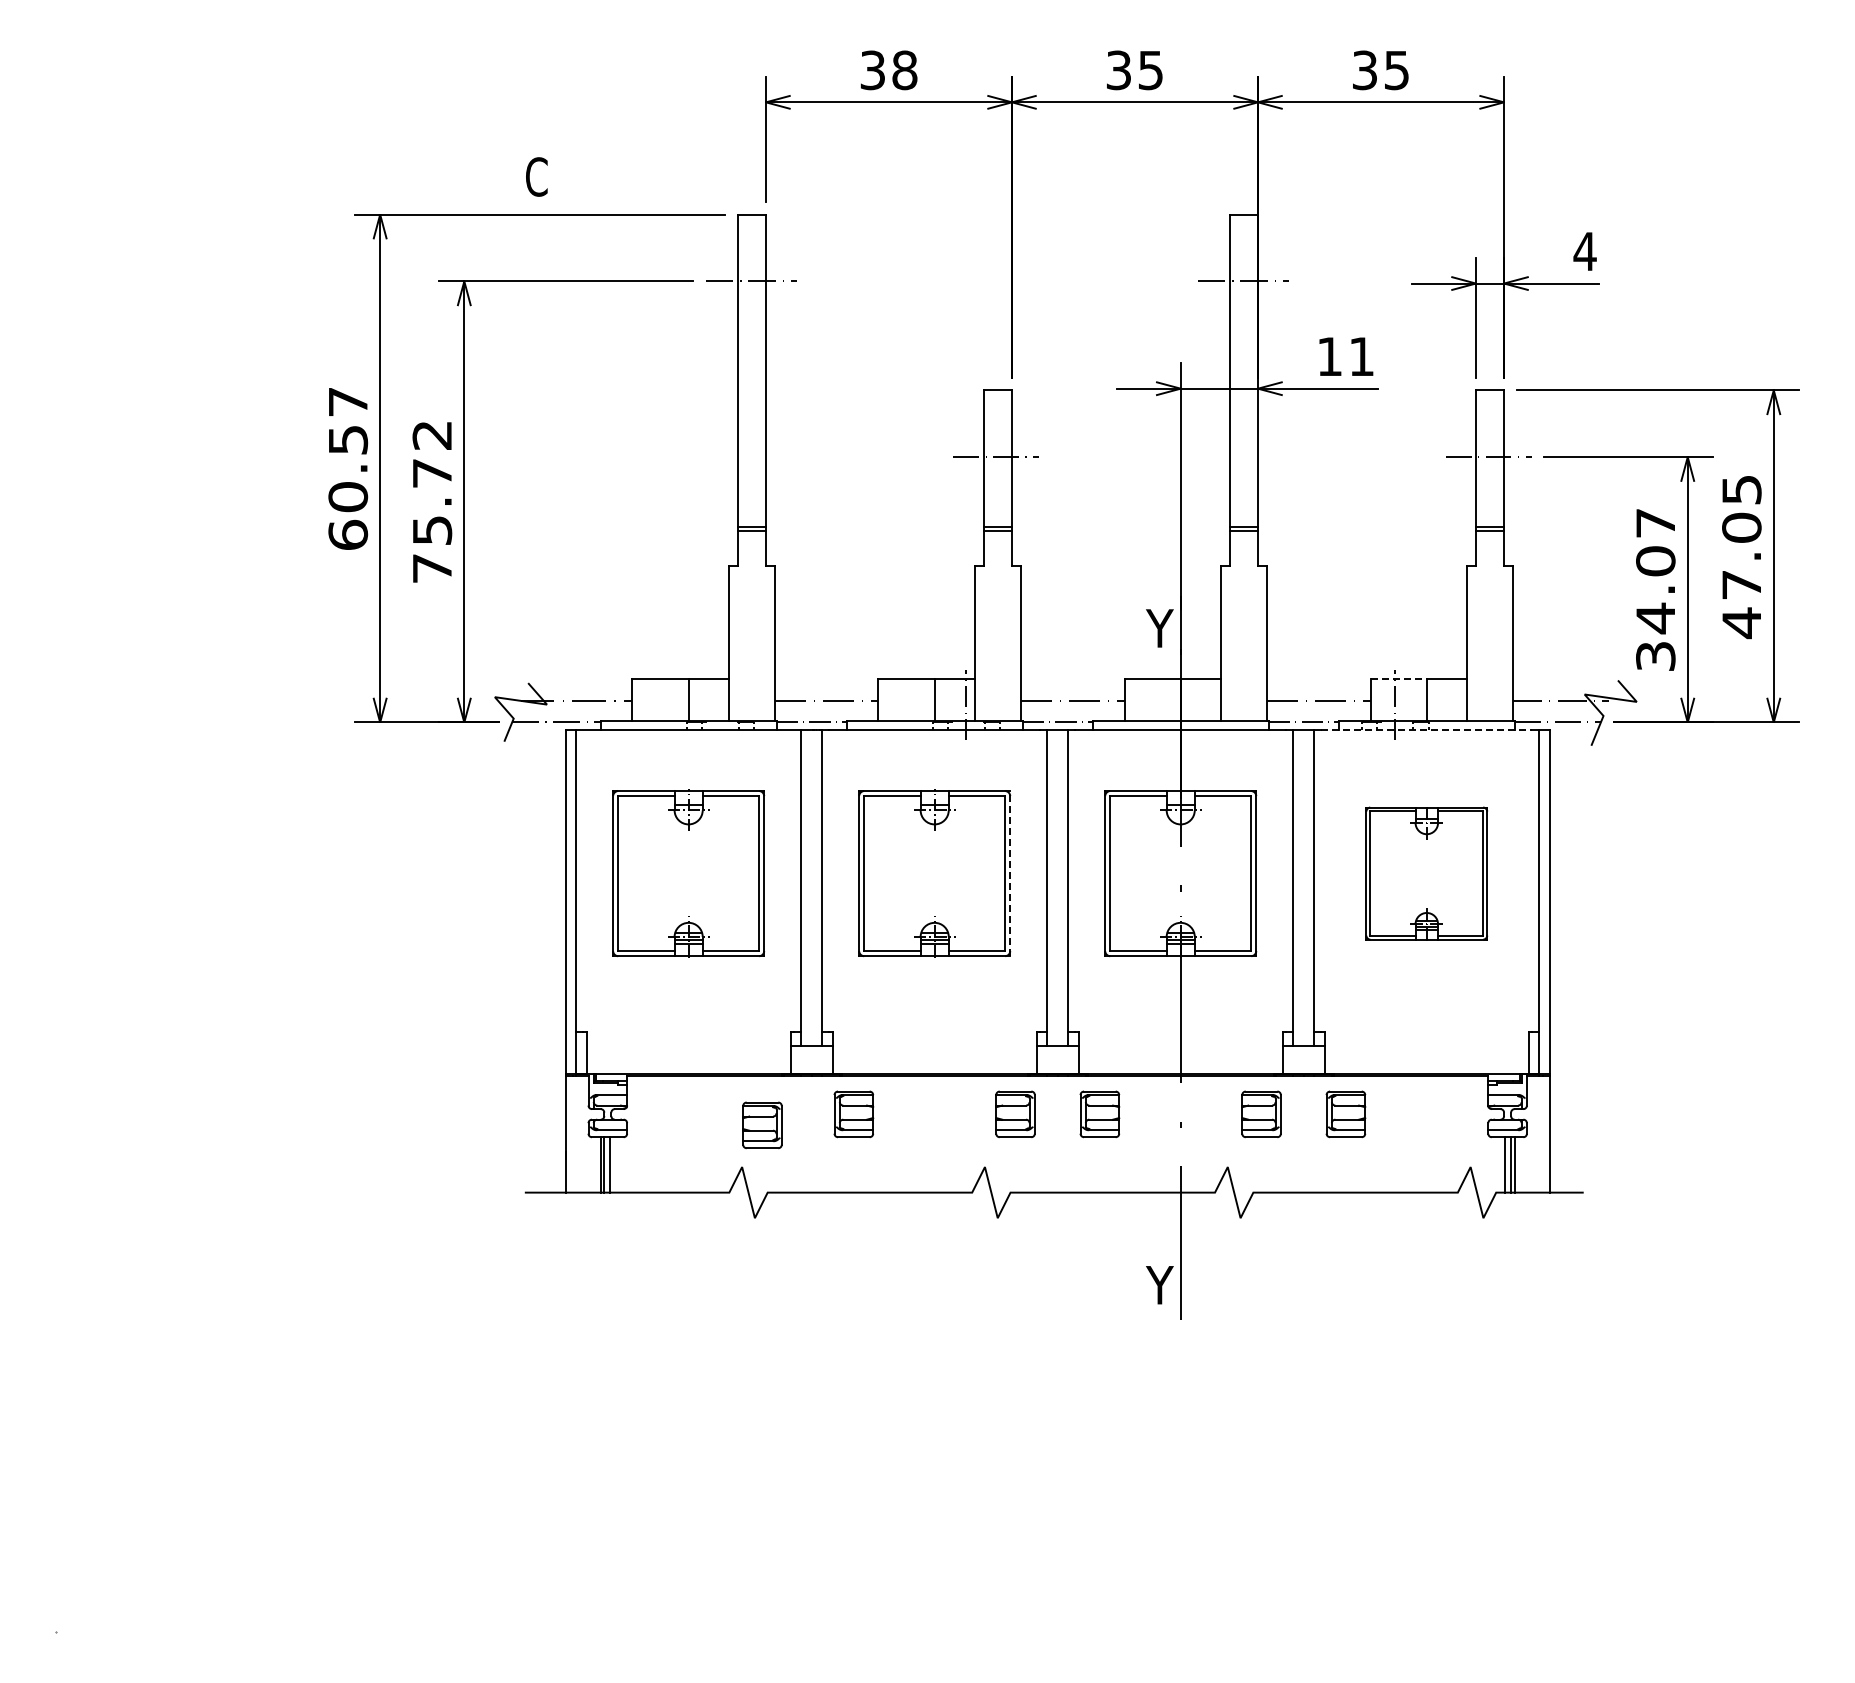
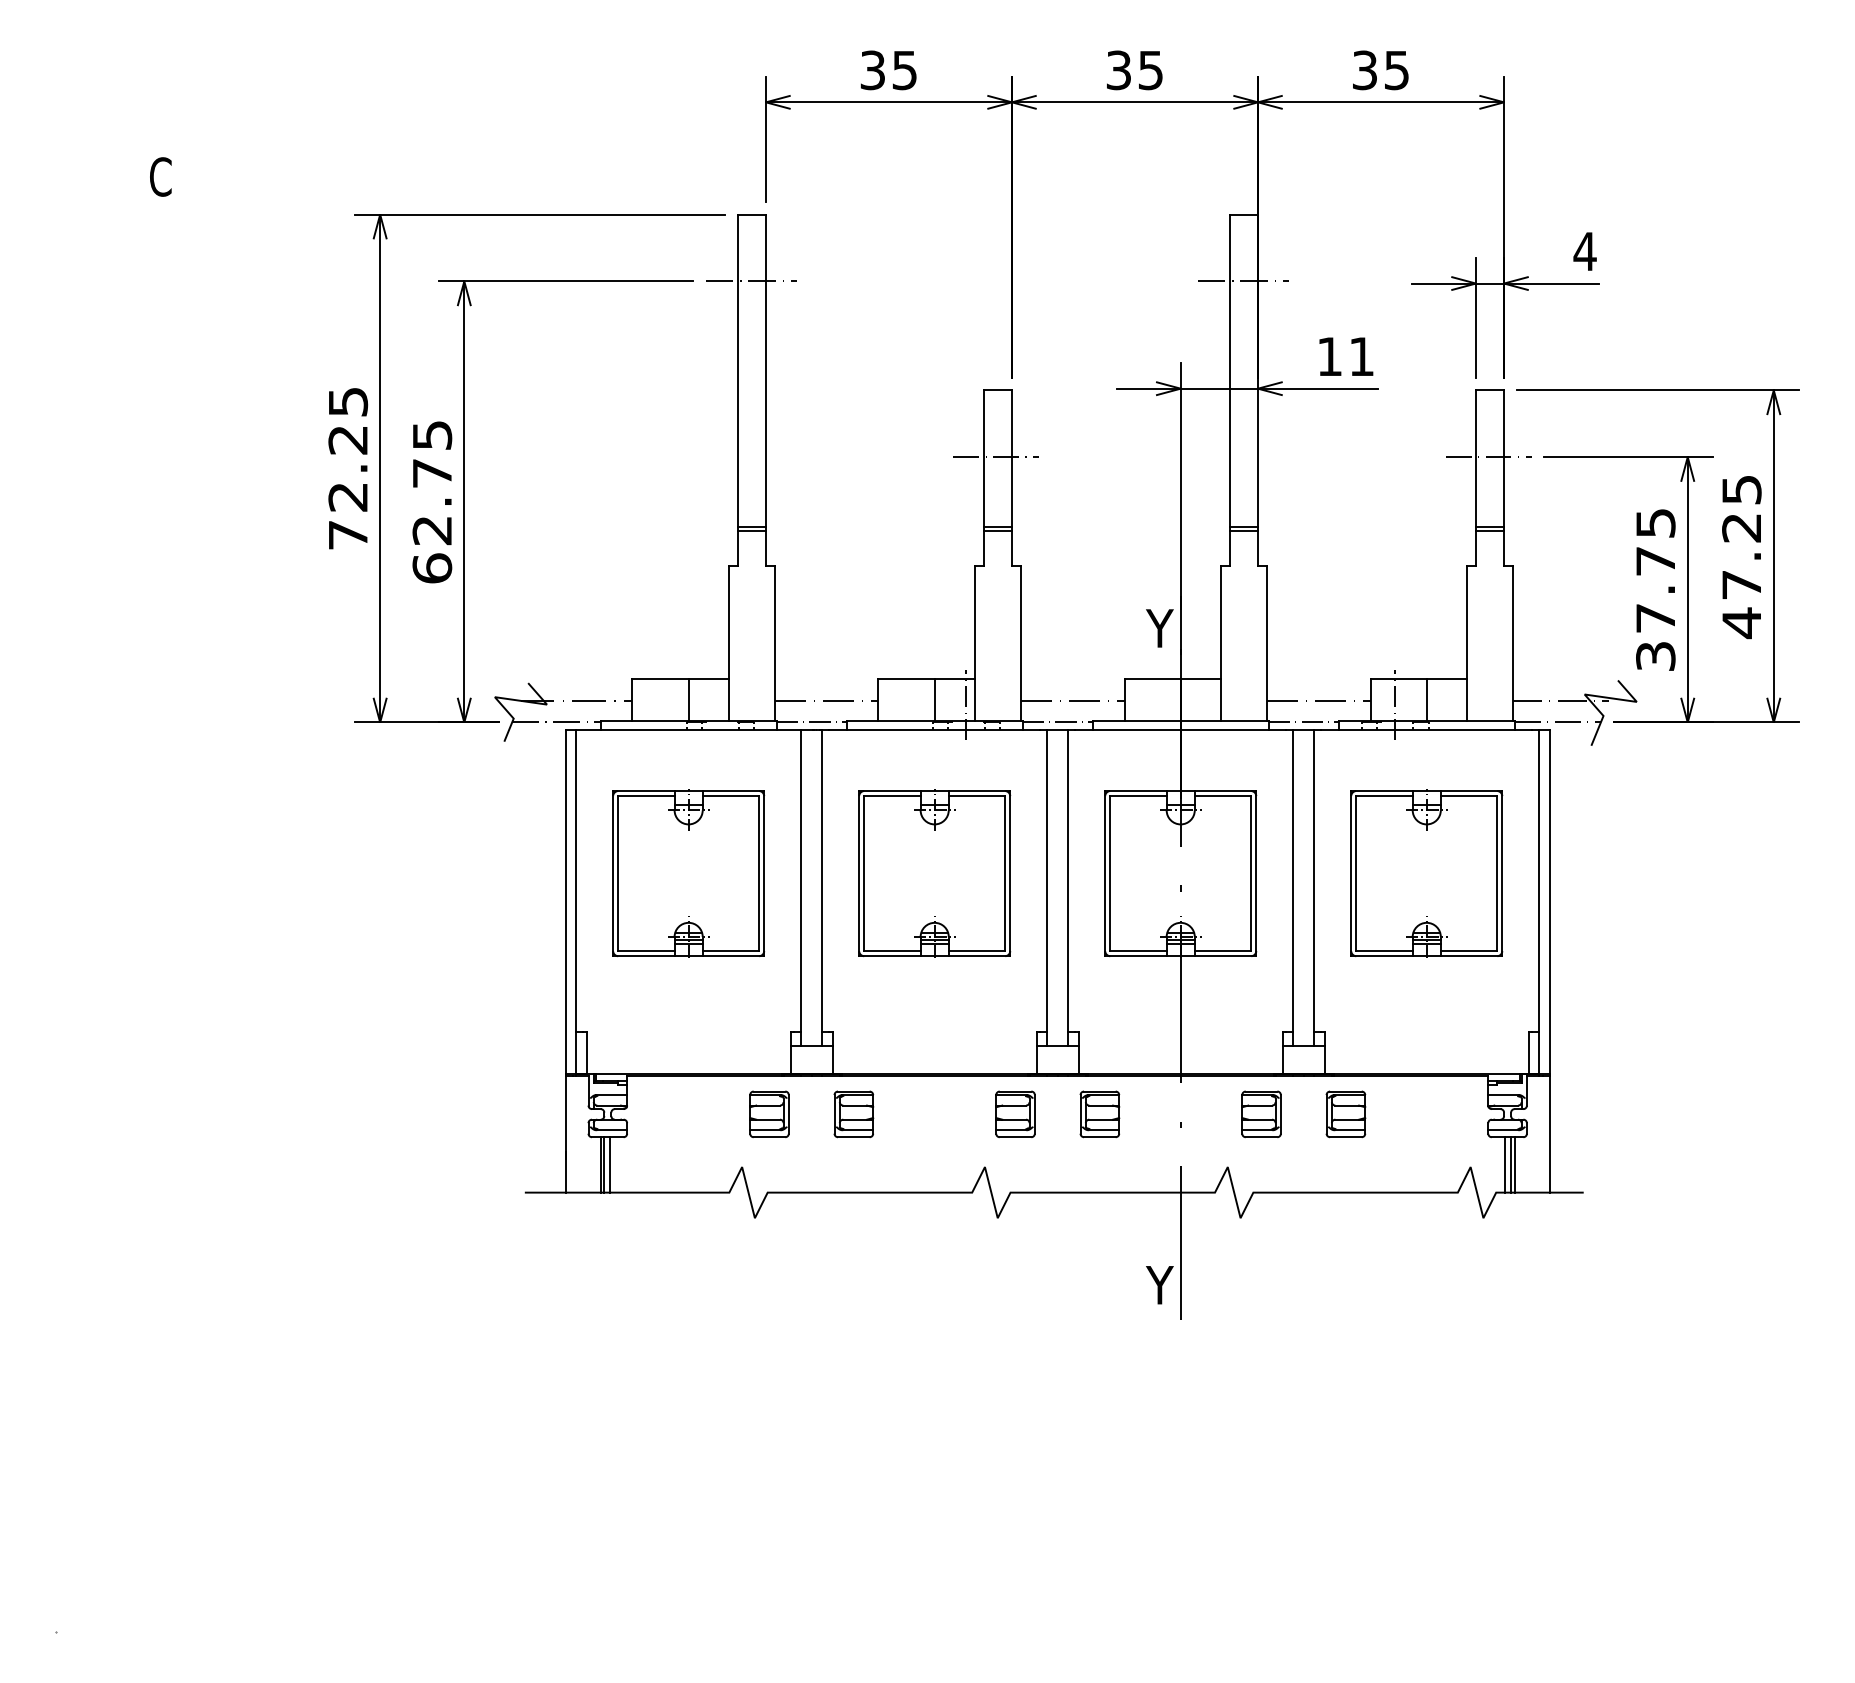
text: 38 -> 35 (904, 70)
text position: (536, 176) -> (160, 176) (160, 176)
text: 60.57 -> 72.25 (348, 468)
text: 75.72 -> 62.75 (432, 502)
text: 47.05 -> 47.25 (1741, 527)
text: 34.07 -> 37.75 (1655, 571)
line: dashed -> solid (1399, 678)
line: dashed -> solid (1427, 729)
line: dashed -> solid (1010, 873)
part size: 124x135 px -> 154x169 px (1426, 873)
part position: (762, 1124) -> (769, 1113) (769, 1113)
